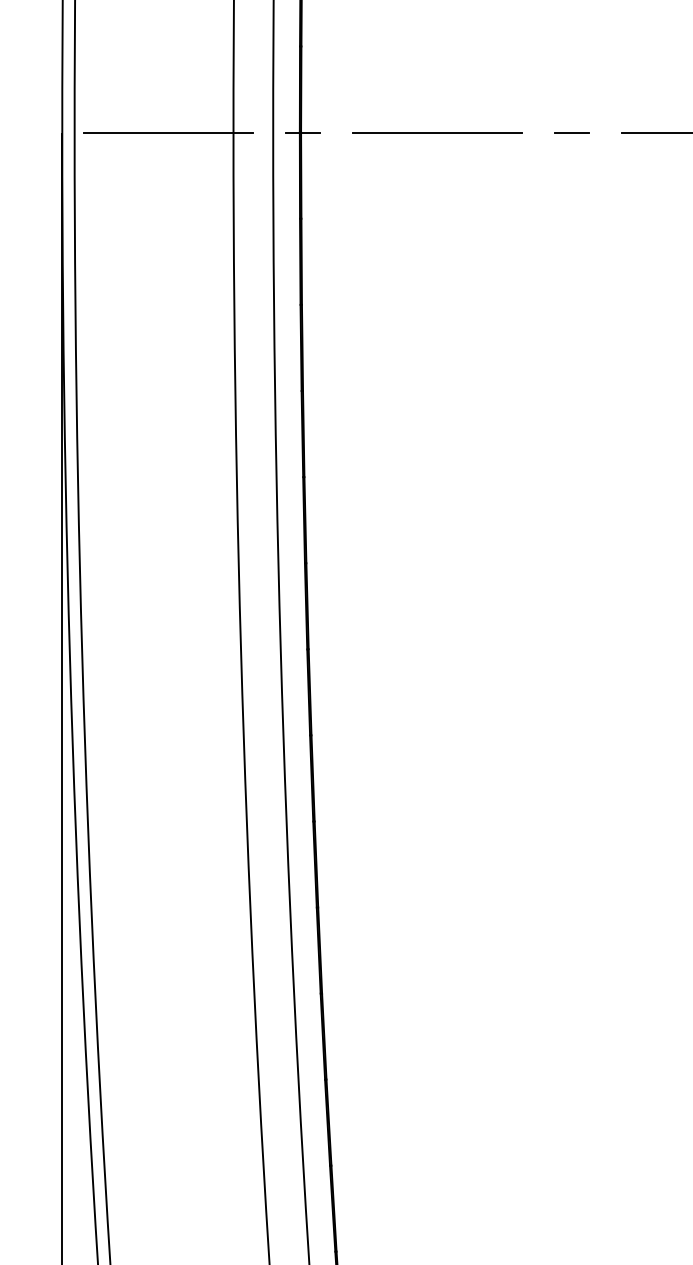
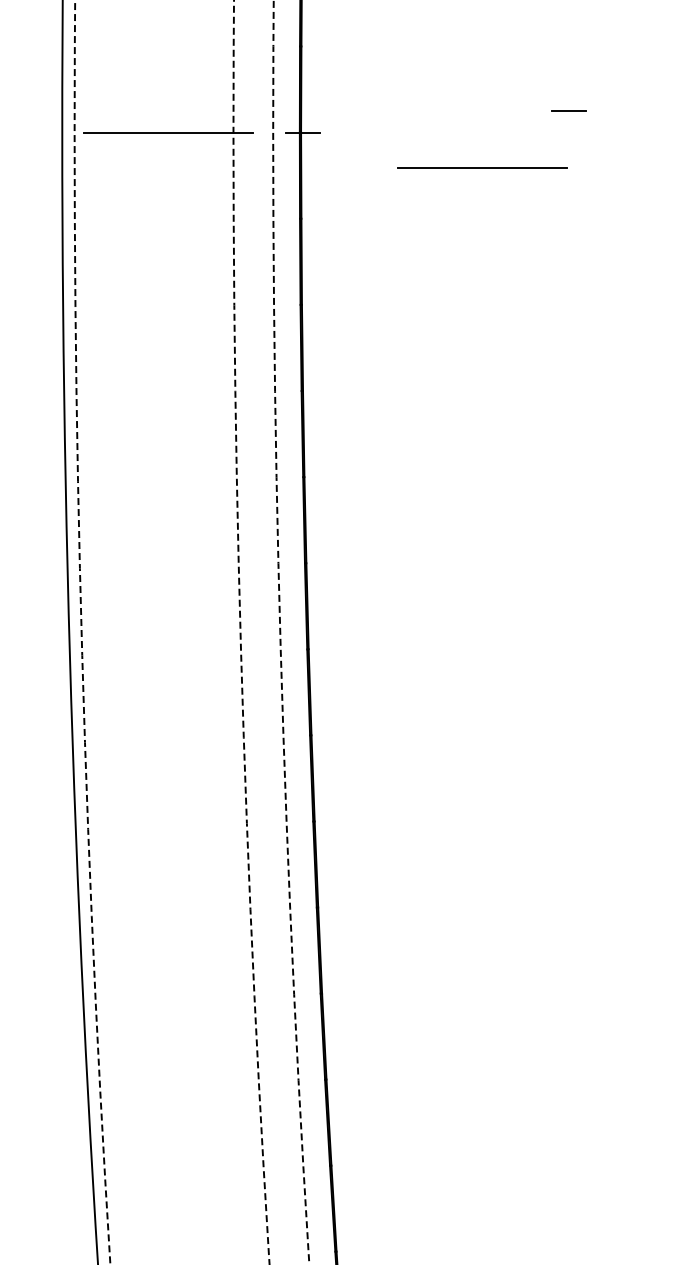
line position: (437, 132) -> (482, 167) (482, 167)
line position: (571, 132) -> (568, 110) (568, 110)
line: present -> none (655, 132)
arc: solid -> dashed (81, 633)
arc: solid -> dashed (240, 633)
arc: solid -> dashed (280, 633)
line: present -> none (62, 697)
